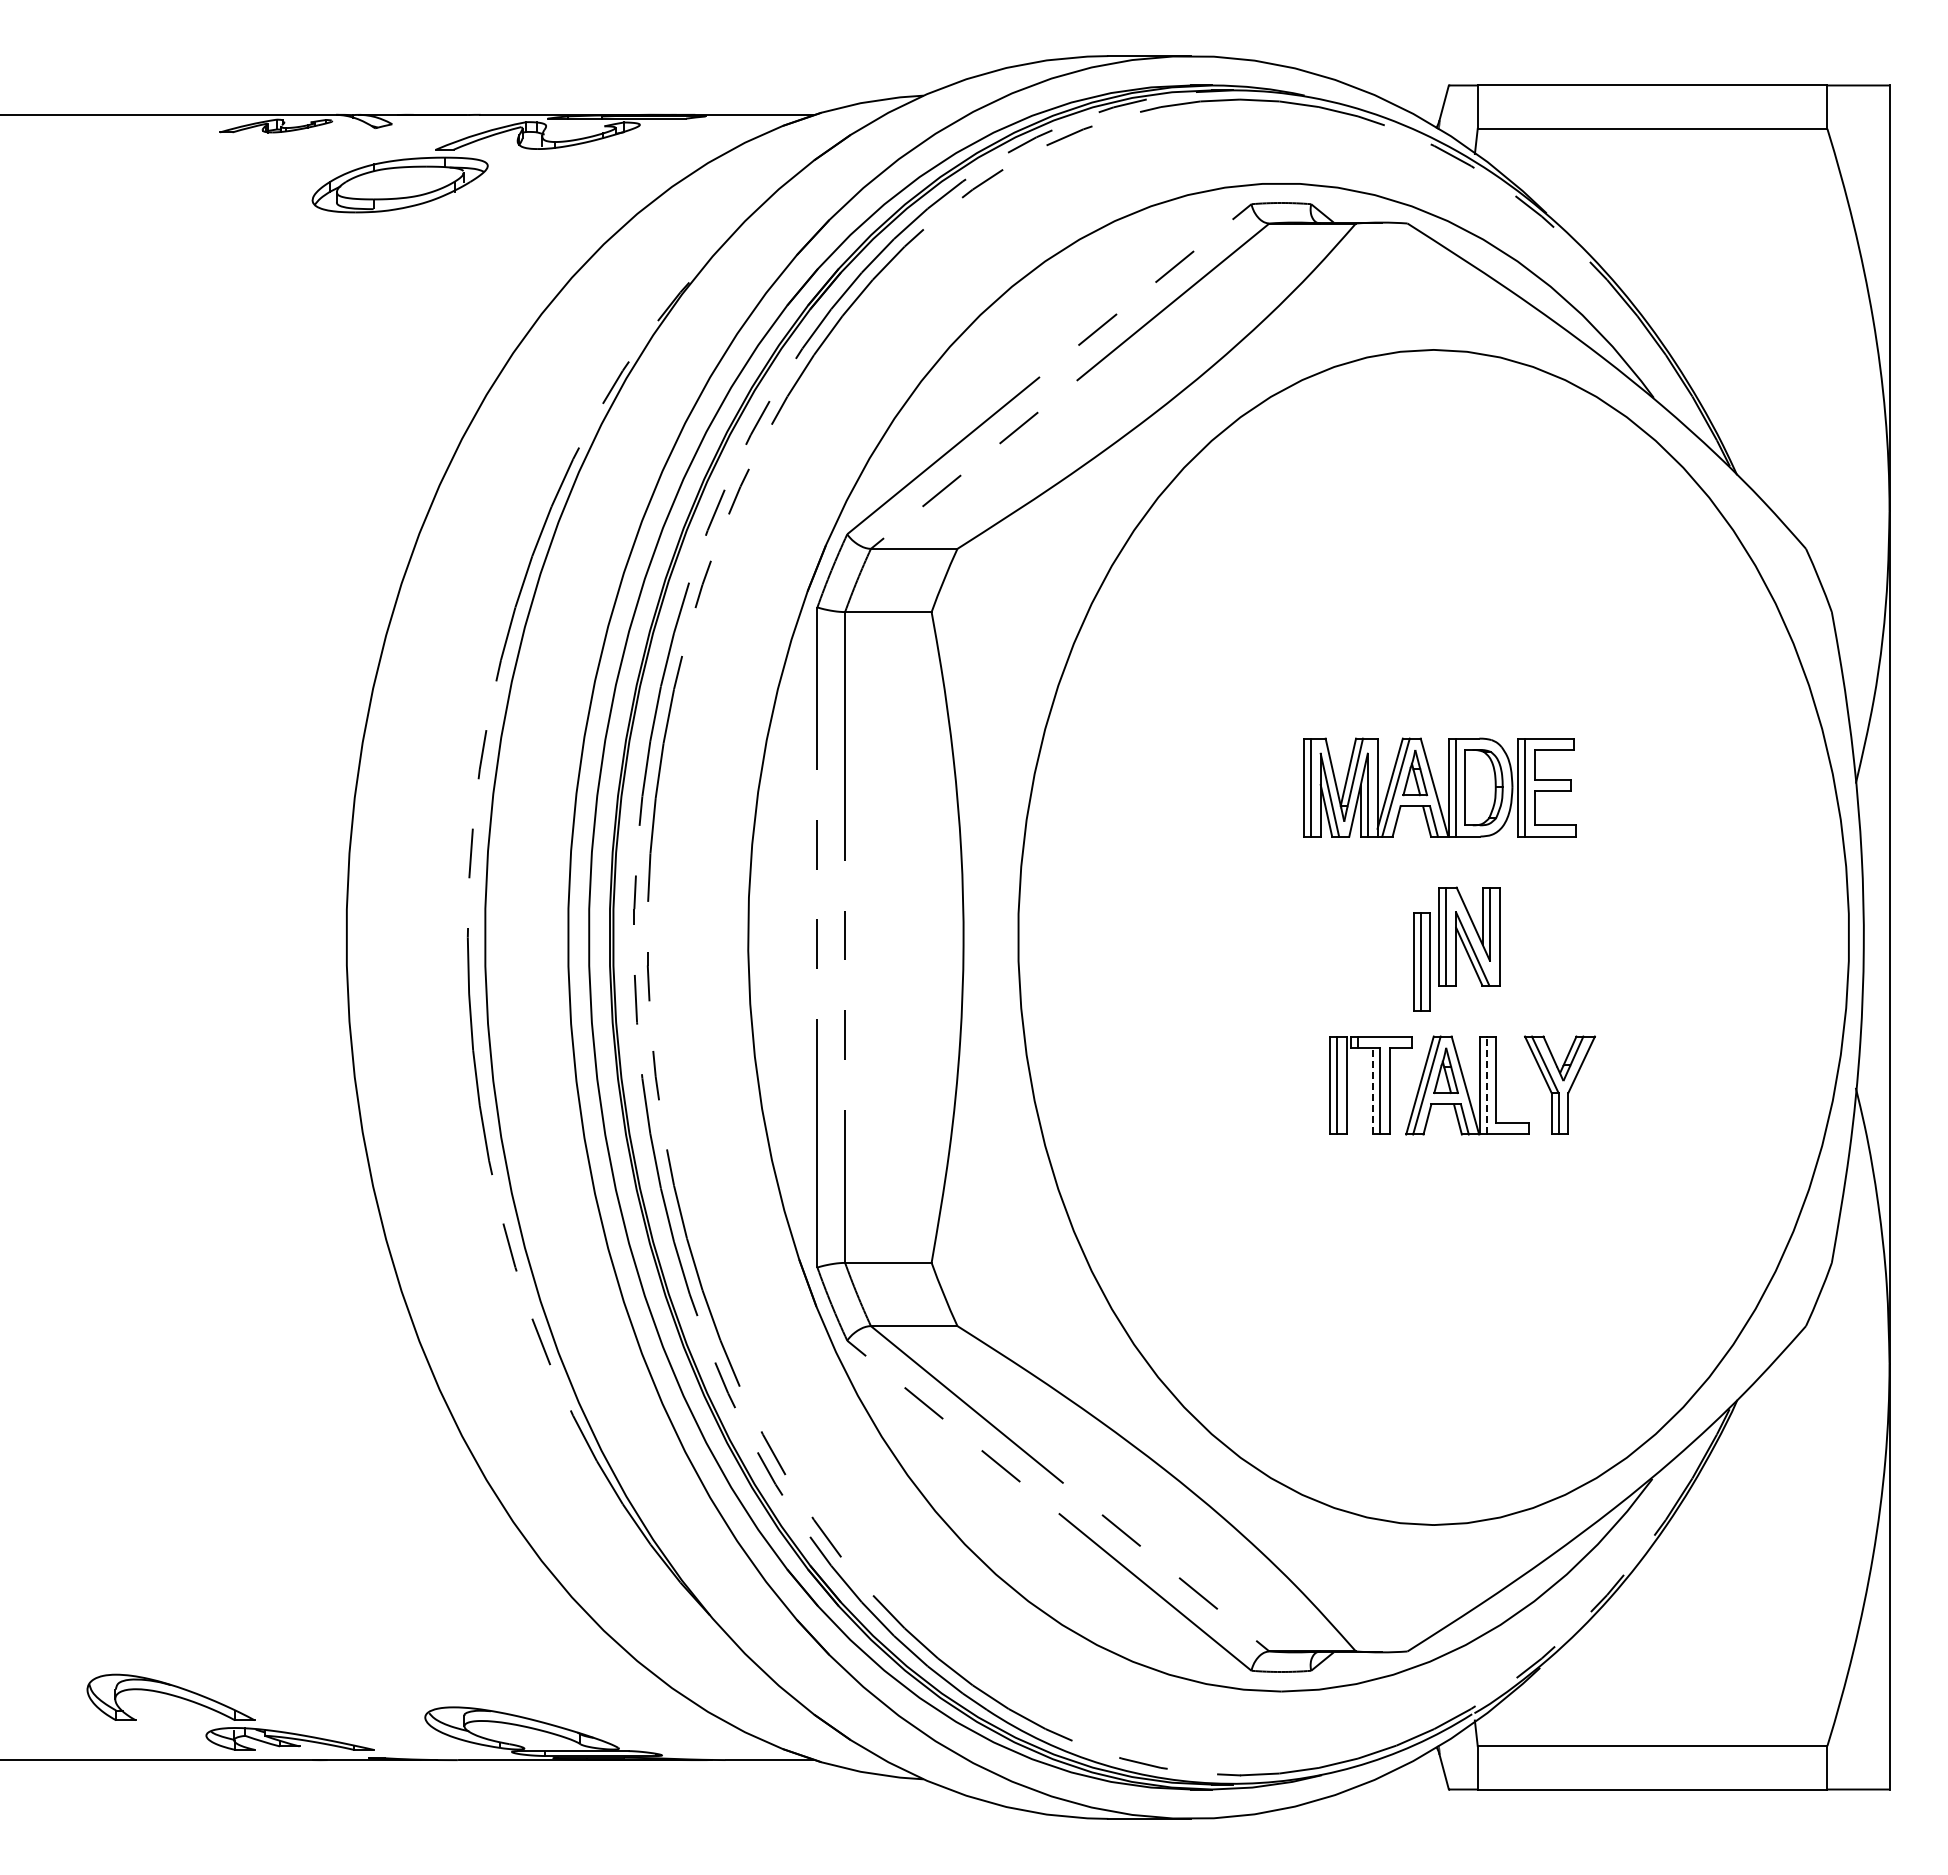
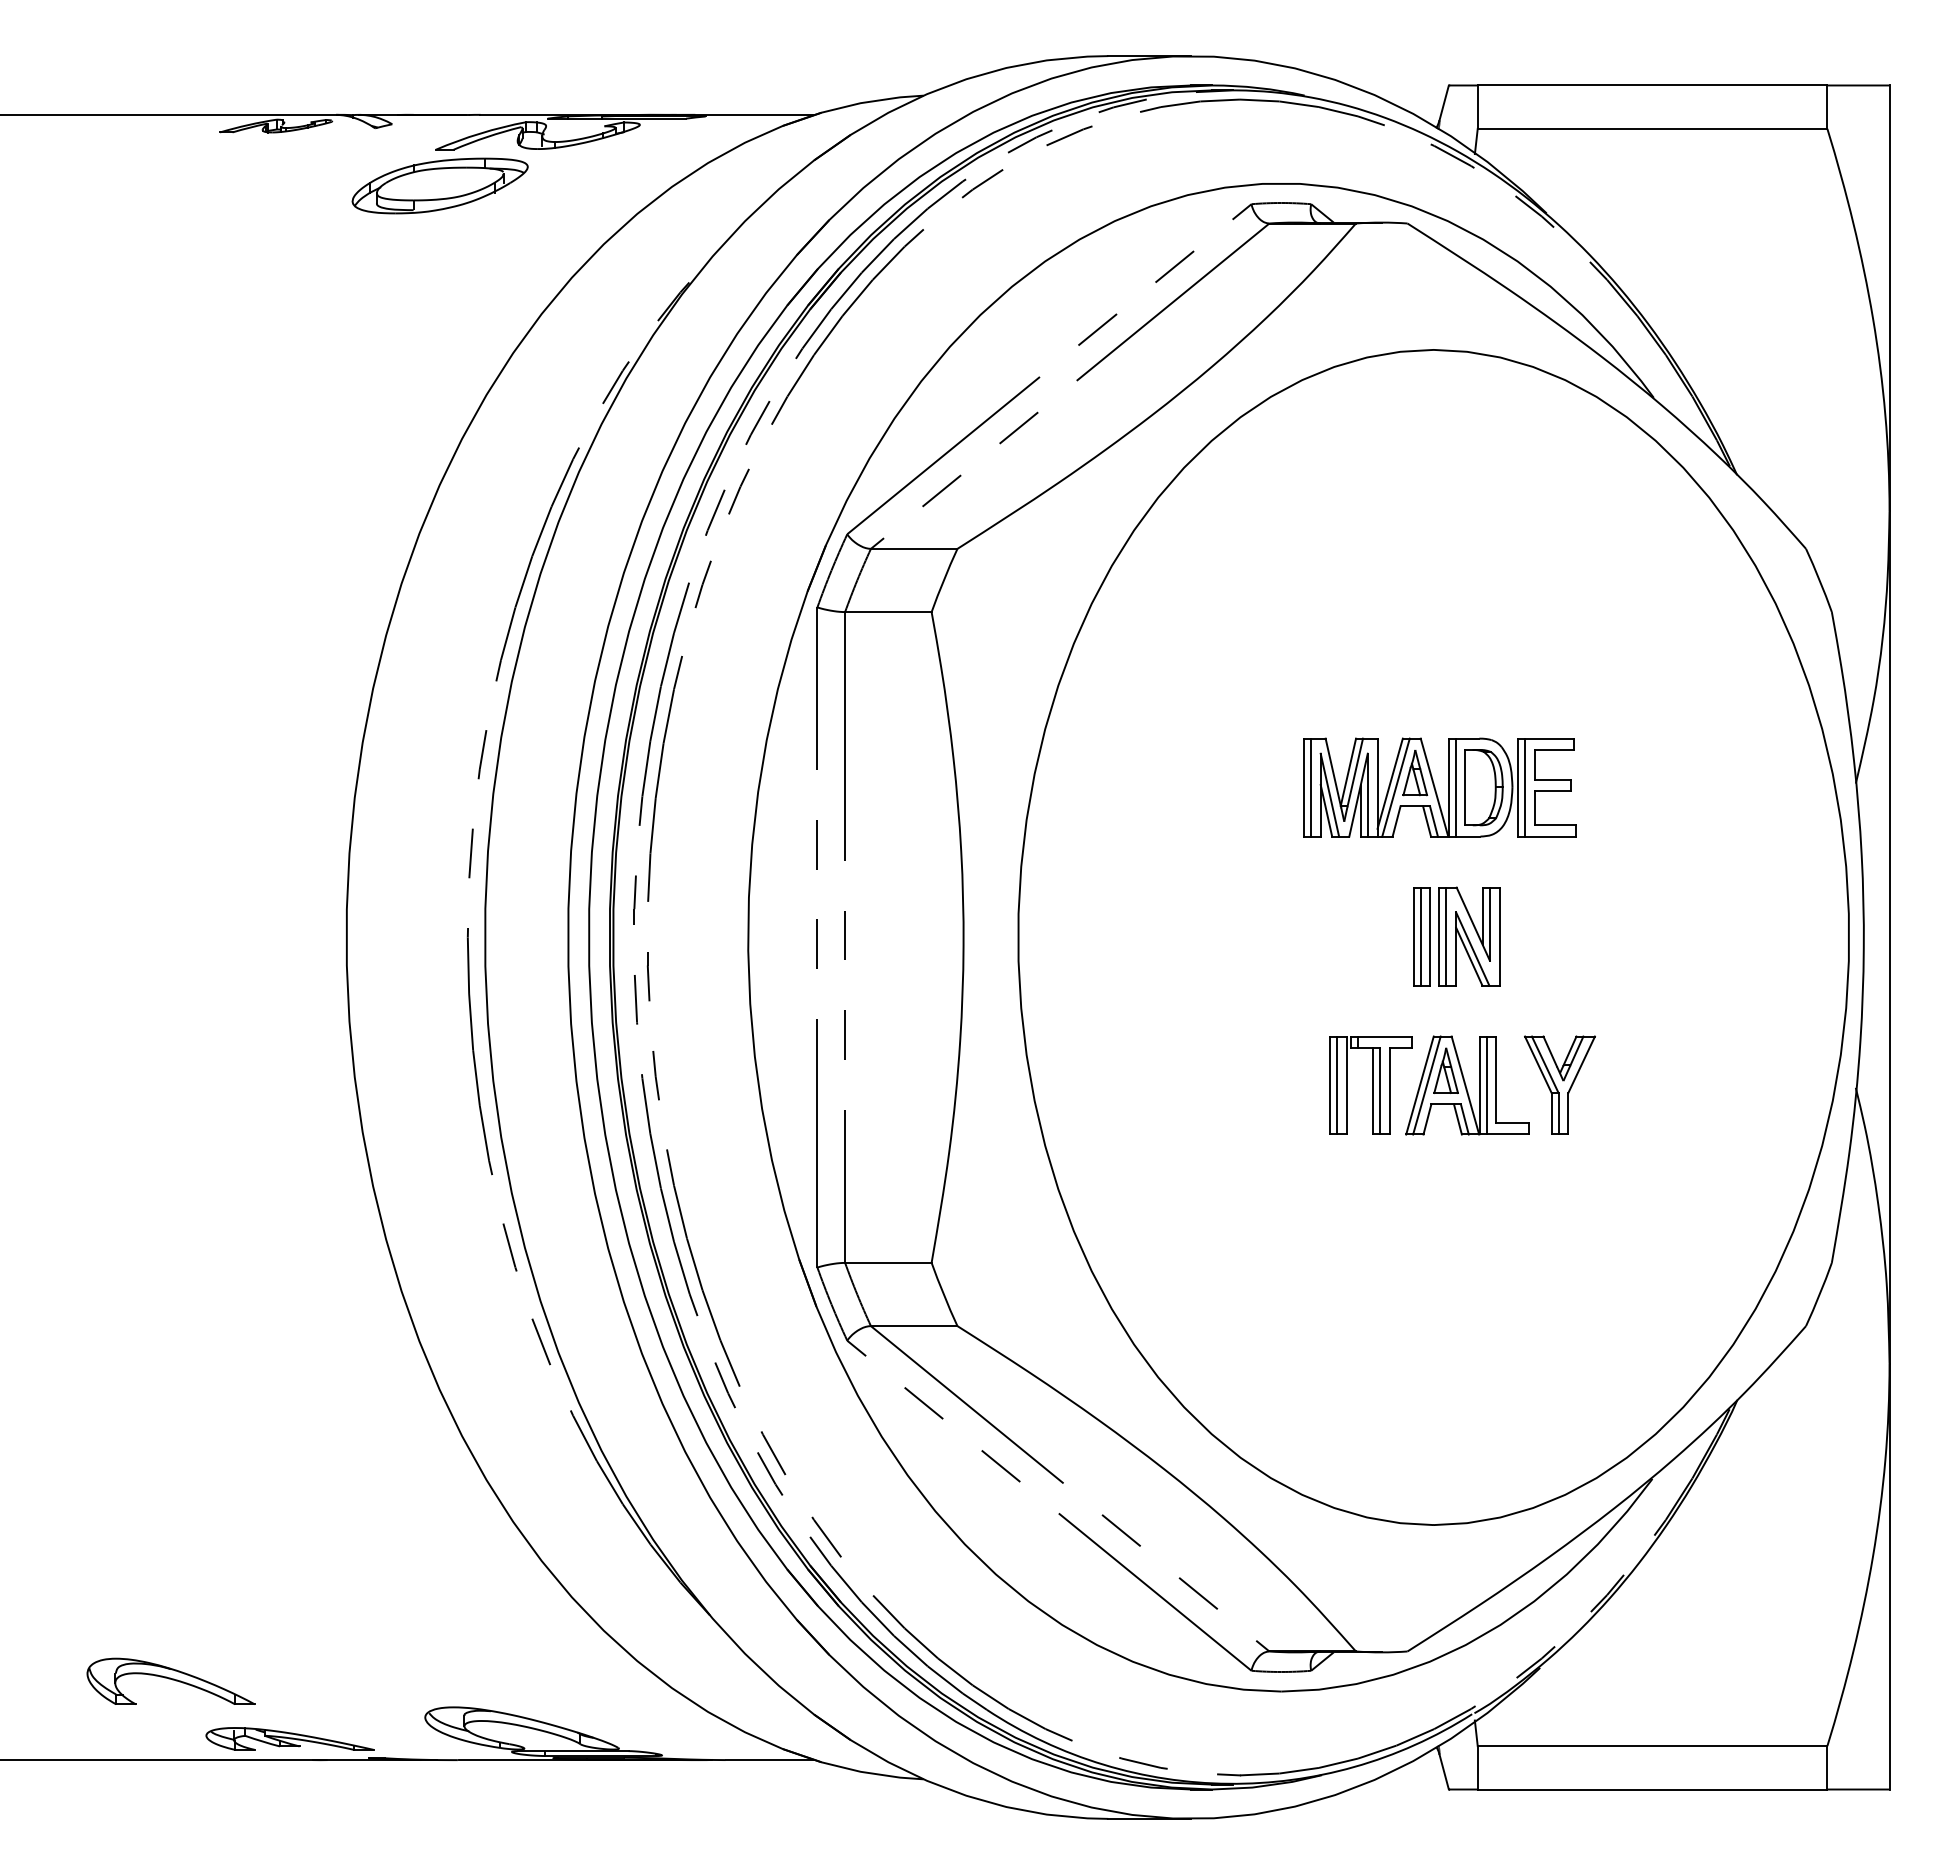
part position: (399, 184) -> (439, 185) (439, 185)
part position: (1421, 961) -> (1421, 936) (1421, 936)
line: dashed -> solid (1486, 1085)
line: dashed -> solid (1373, 1090)
part position: (170, 1696) -> (170, 1680) (170, 1680)
